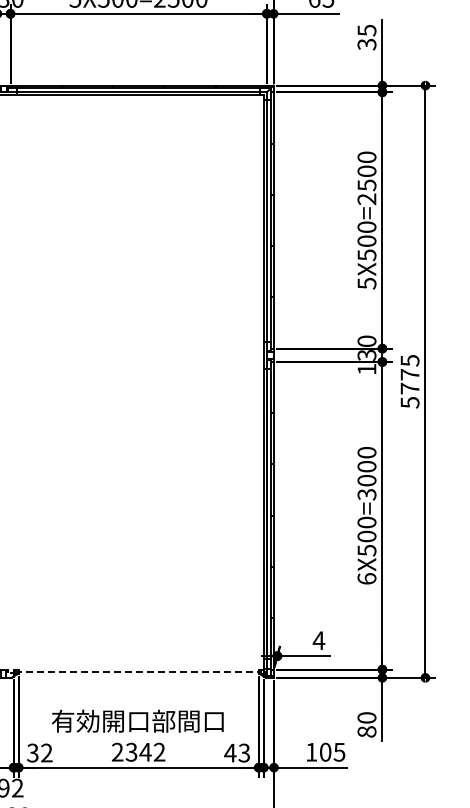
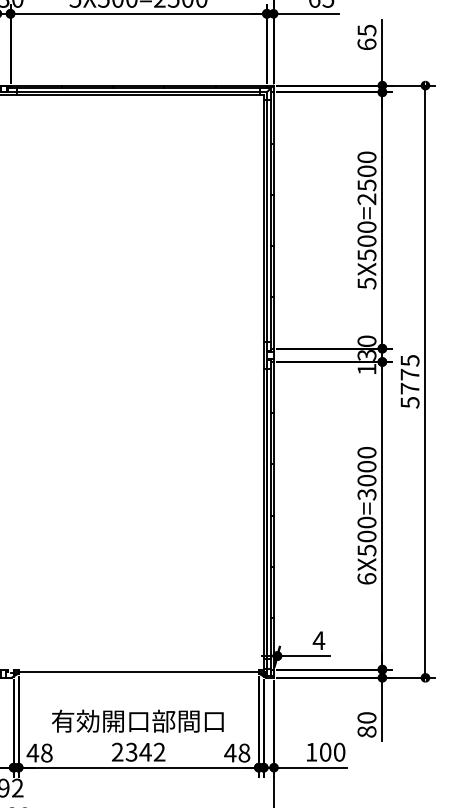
text: 35 -> 65 (366, 44)
line: dashed -> solid (139, 671)
text: 105 -> 100 (339, 751)
text: 32 -> 48 (39, 752)
text: 43 -> 48 (244, 752)
